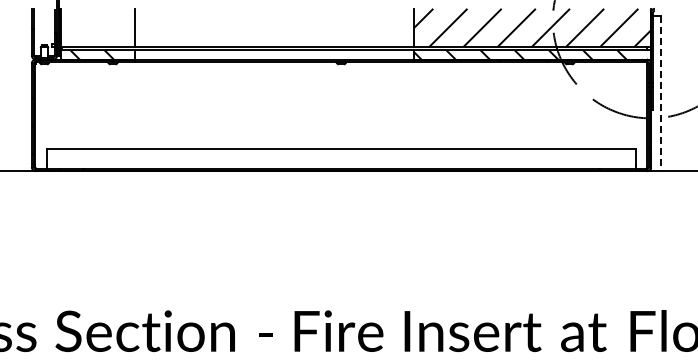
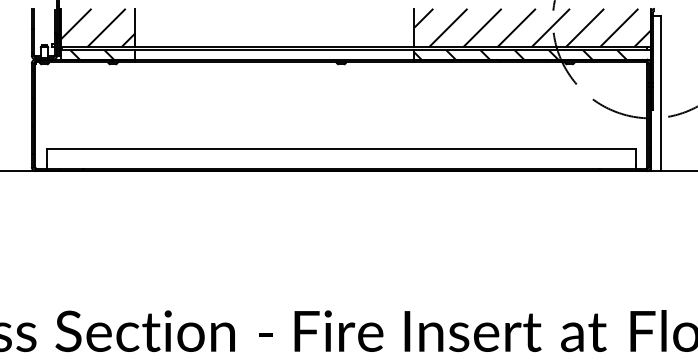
hatch: none -> present (98, 27)
line: dashed -> solid (661, 93)
